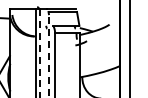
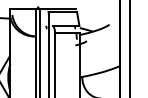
line: dashed -> solid (40, 53)
line: dashed -> solid (48, 55)
